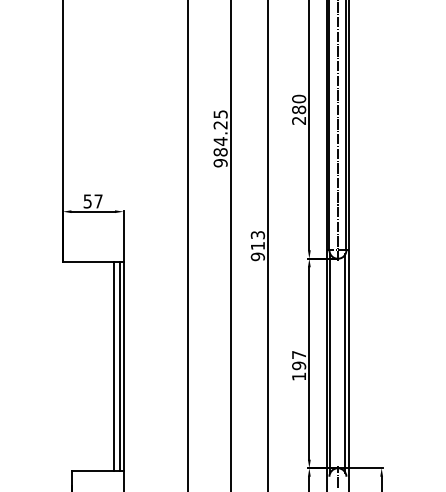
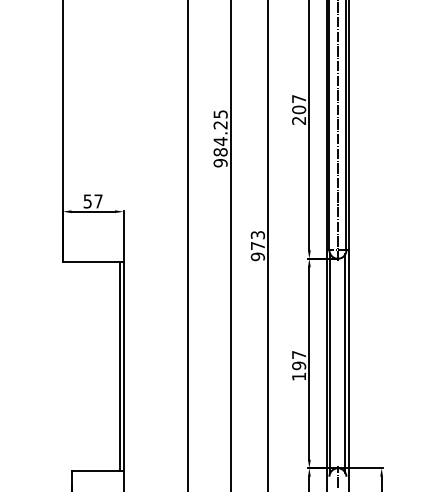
text: 280 -> 207 (299, 104)
text: 913 -> 973 (257, 245)
line: present -> none (114, 366)
